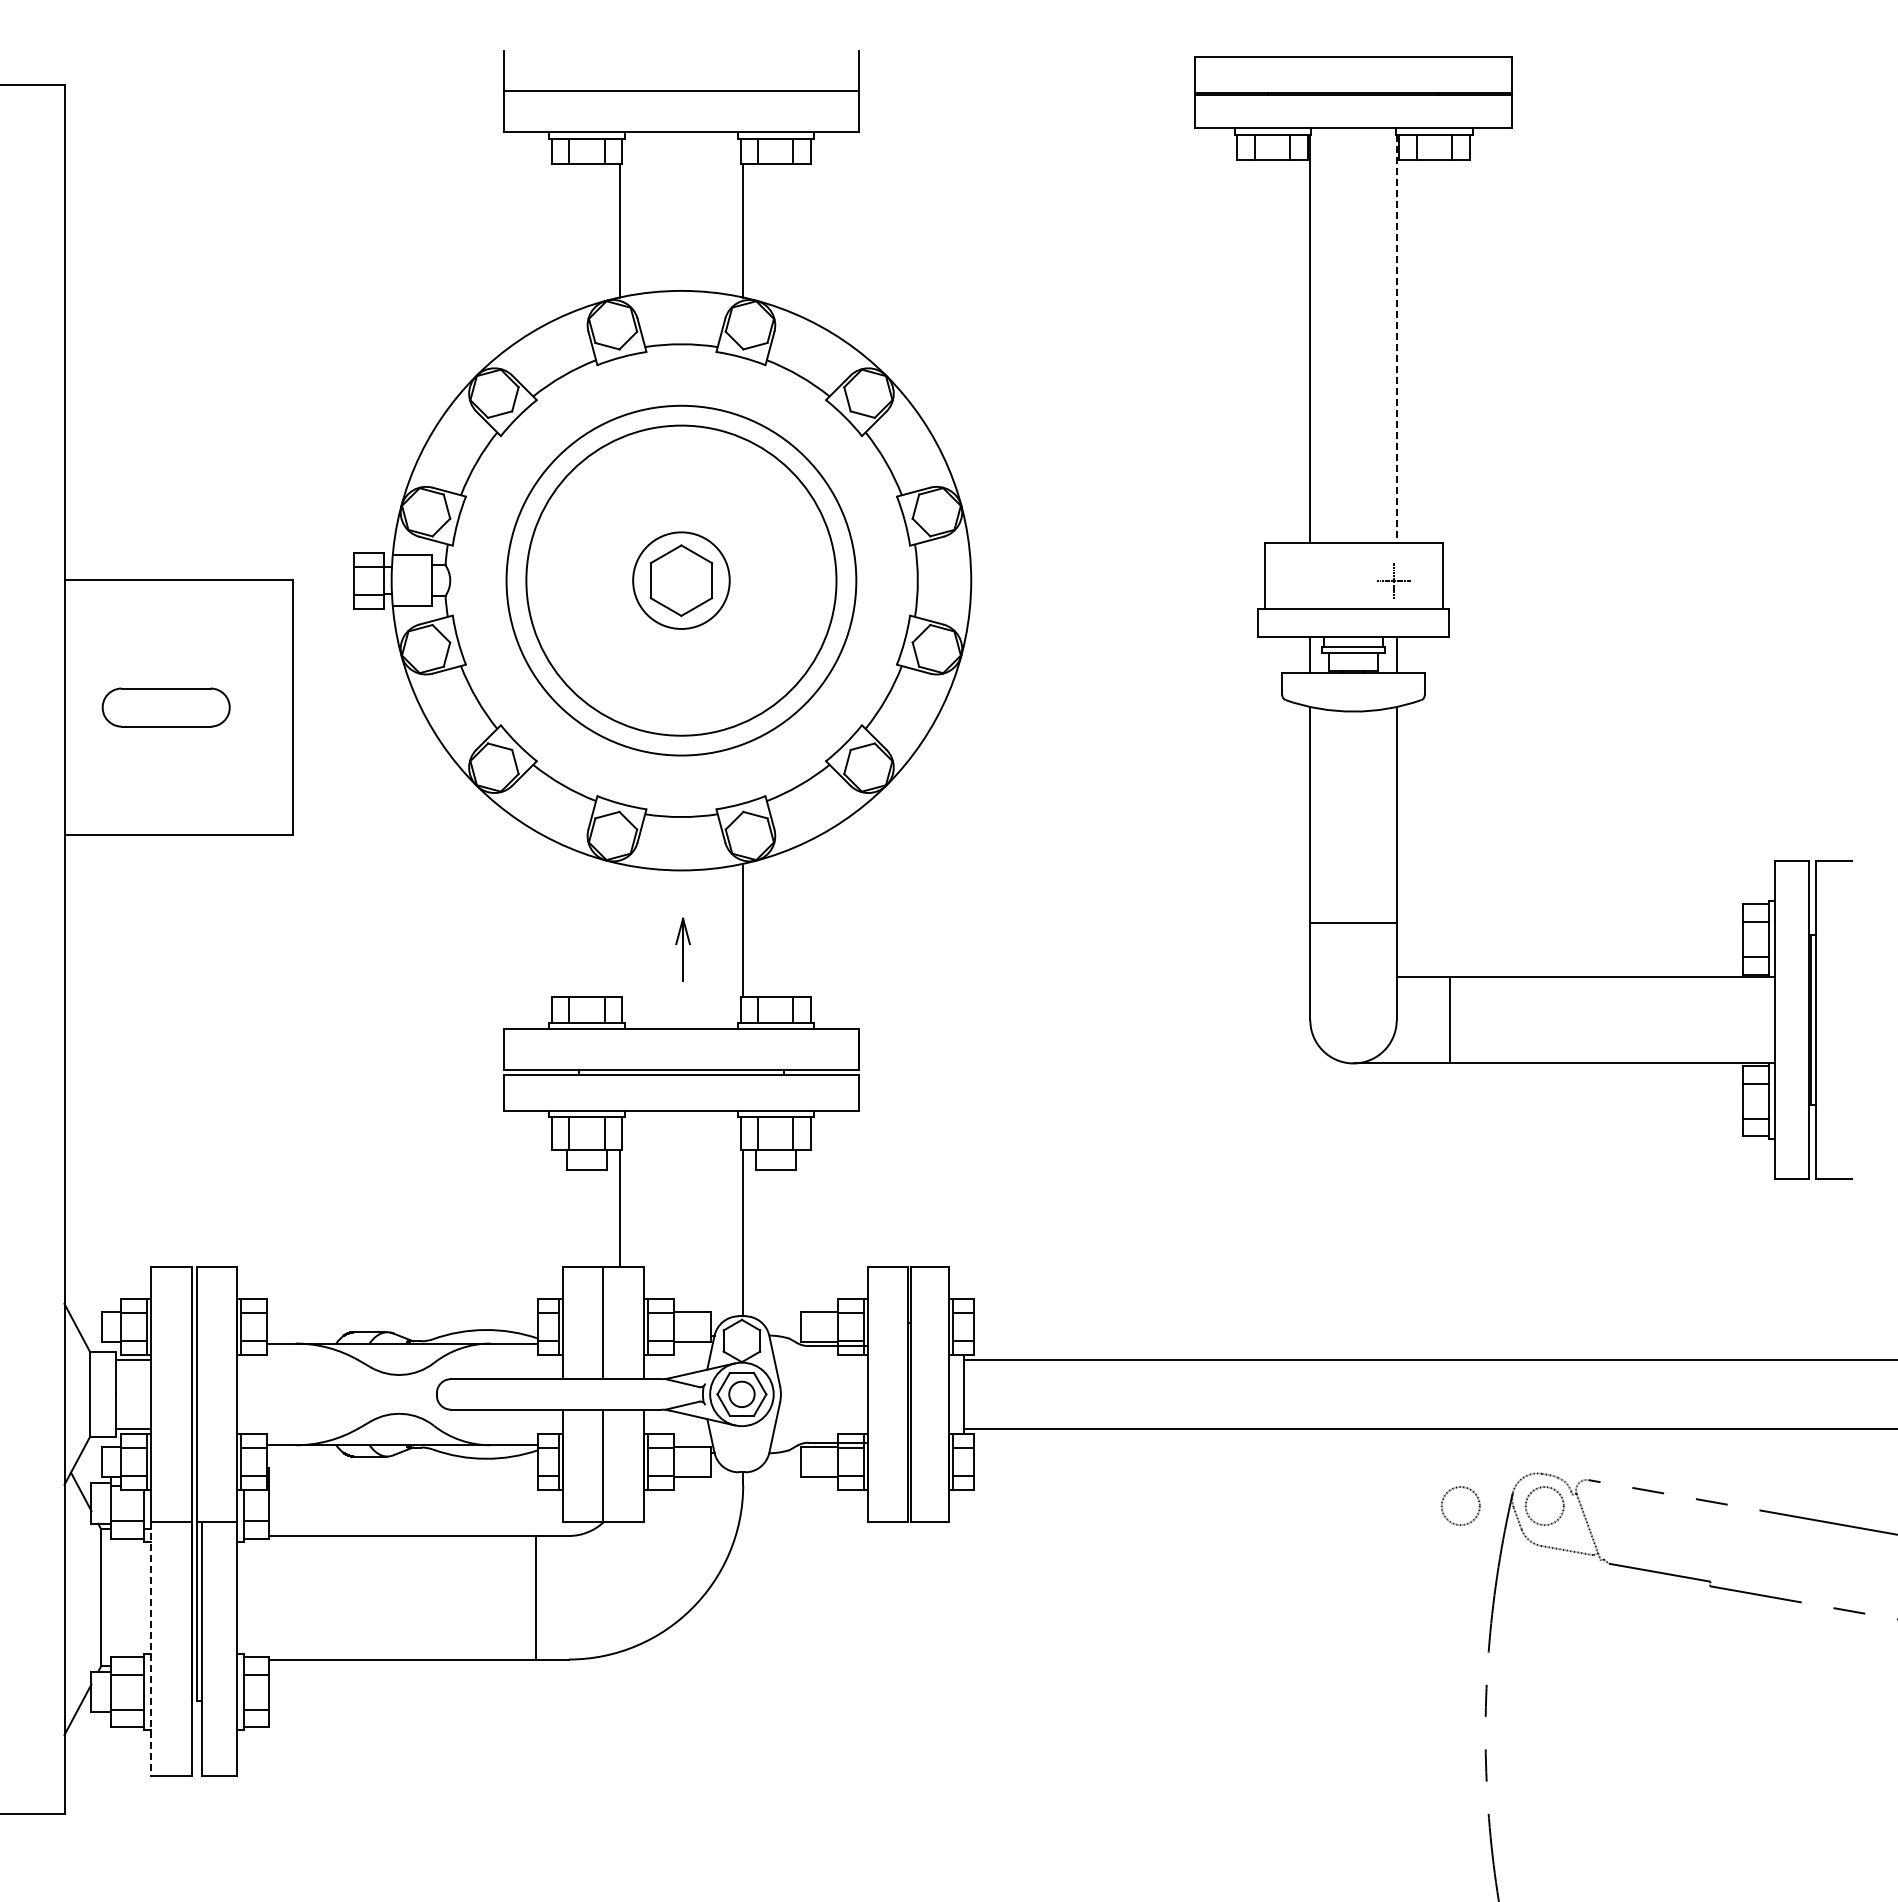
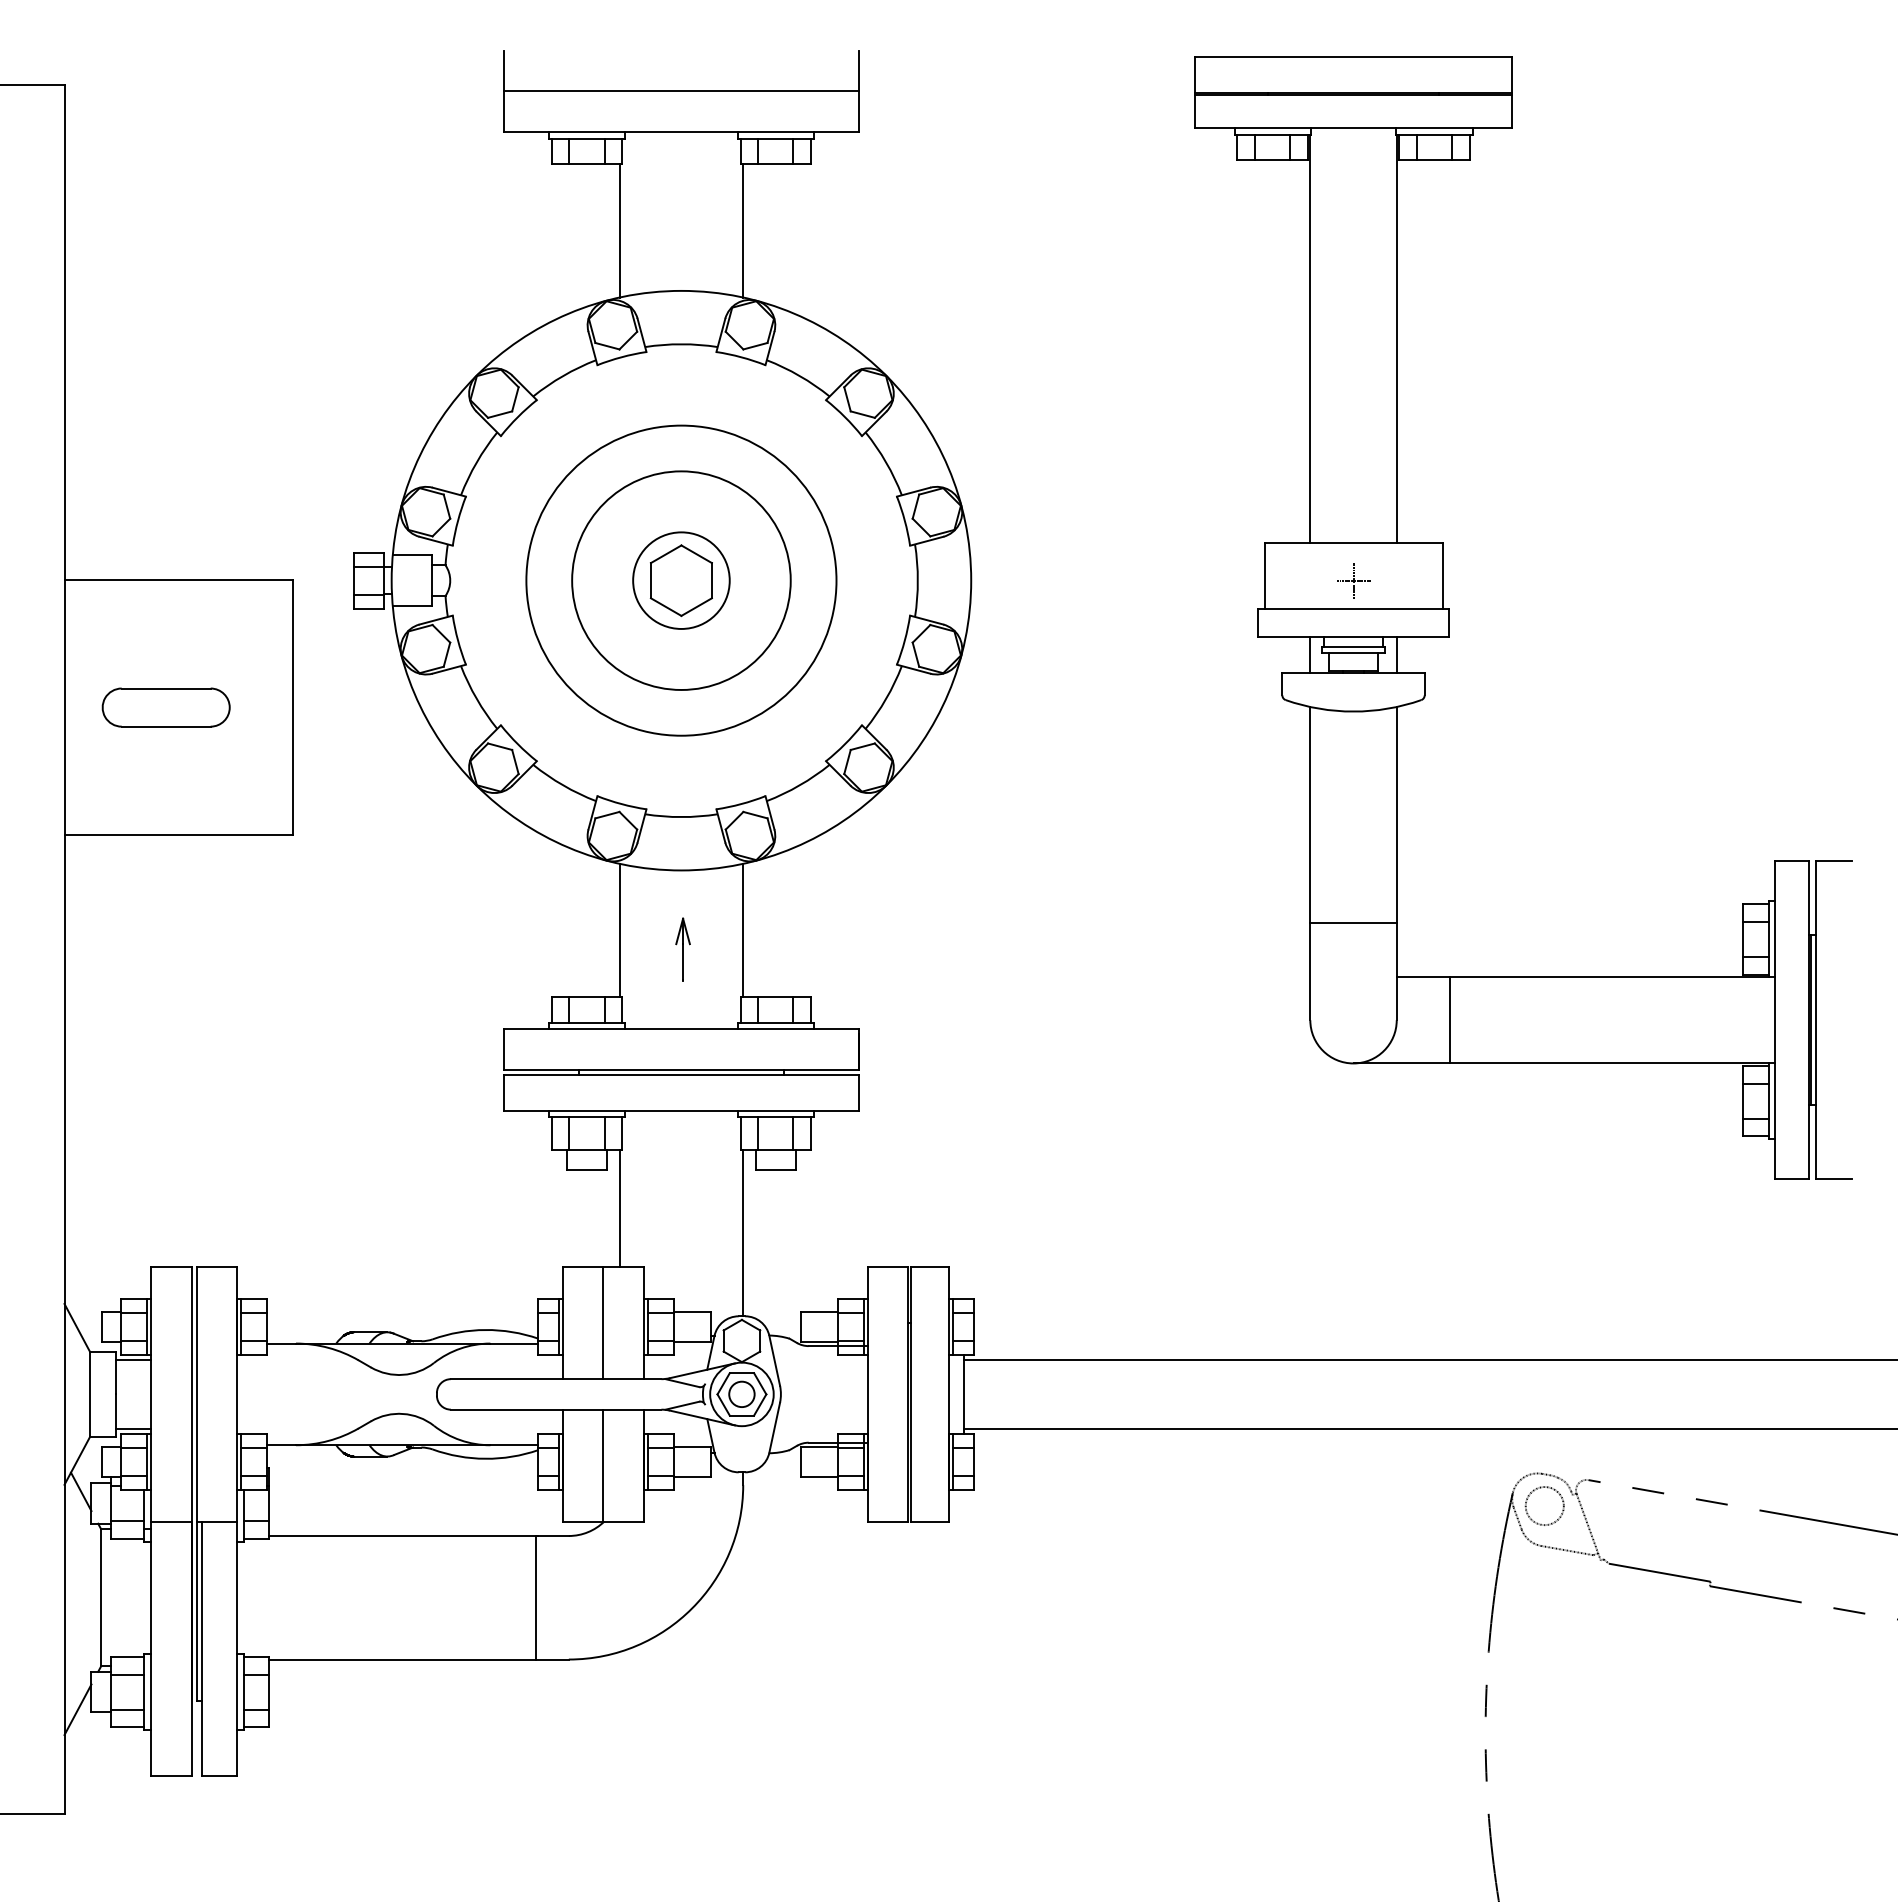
line: dashed -> solid (1396, 338)
circle diameter: 350 px -> 219 px (681, 580)
part position: (1393, 580) -> (1353, 580) (1353, 580)
line: none -> present (619, 930)
circle: present -> none (1460, 1505)
line: dashed -> solid (150, 1649)
